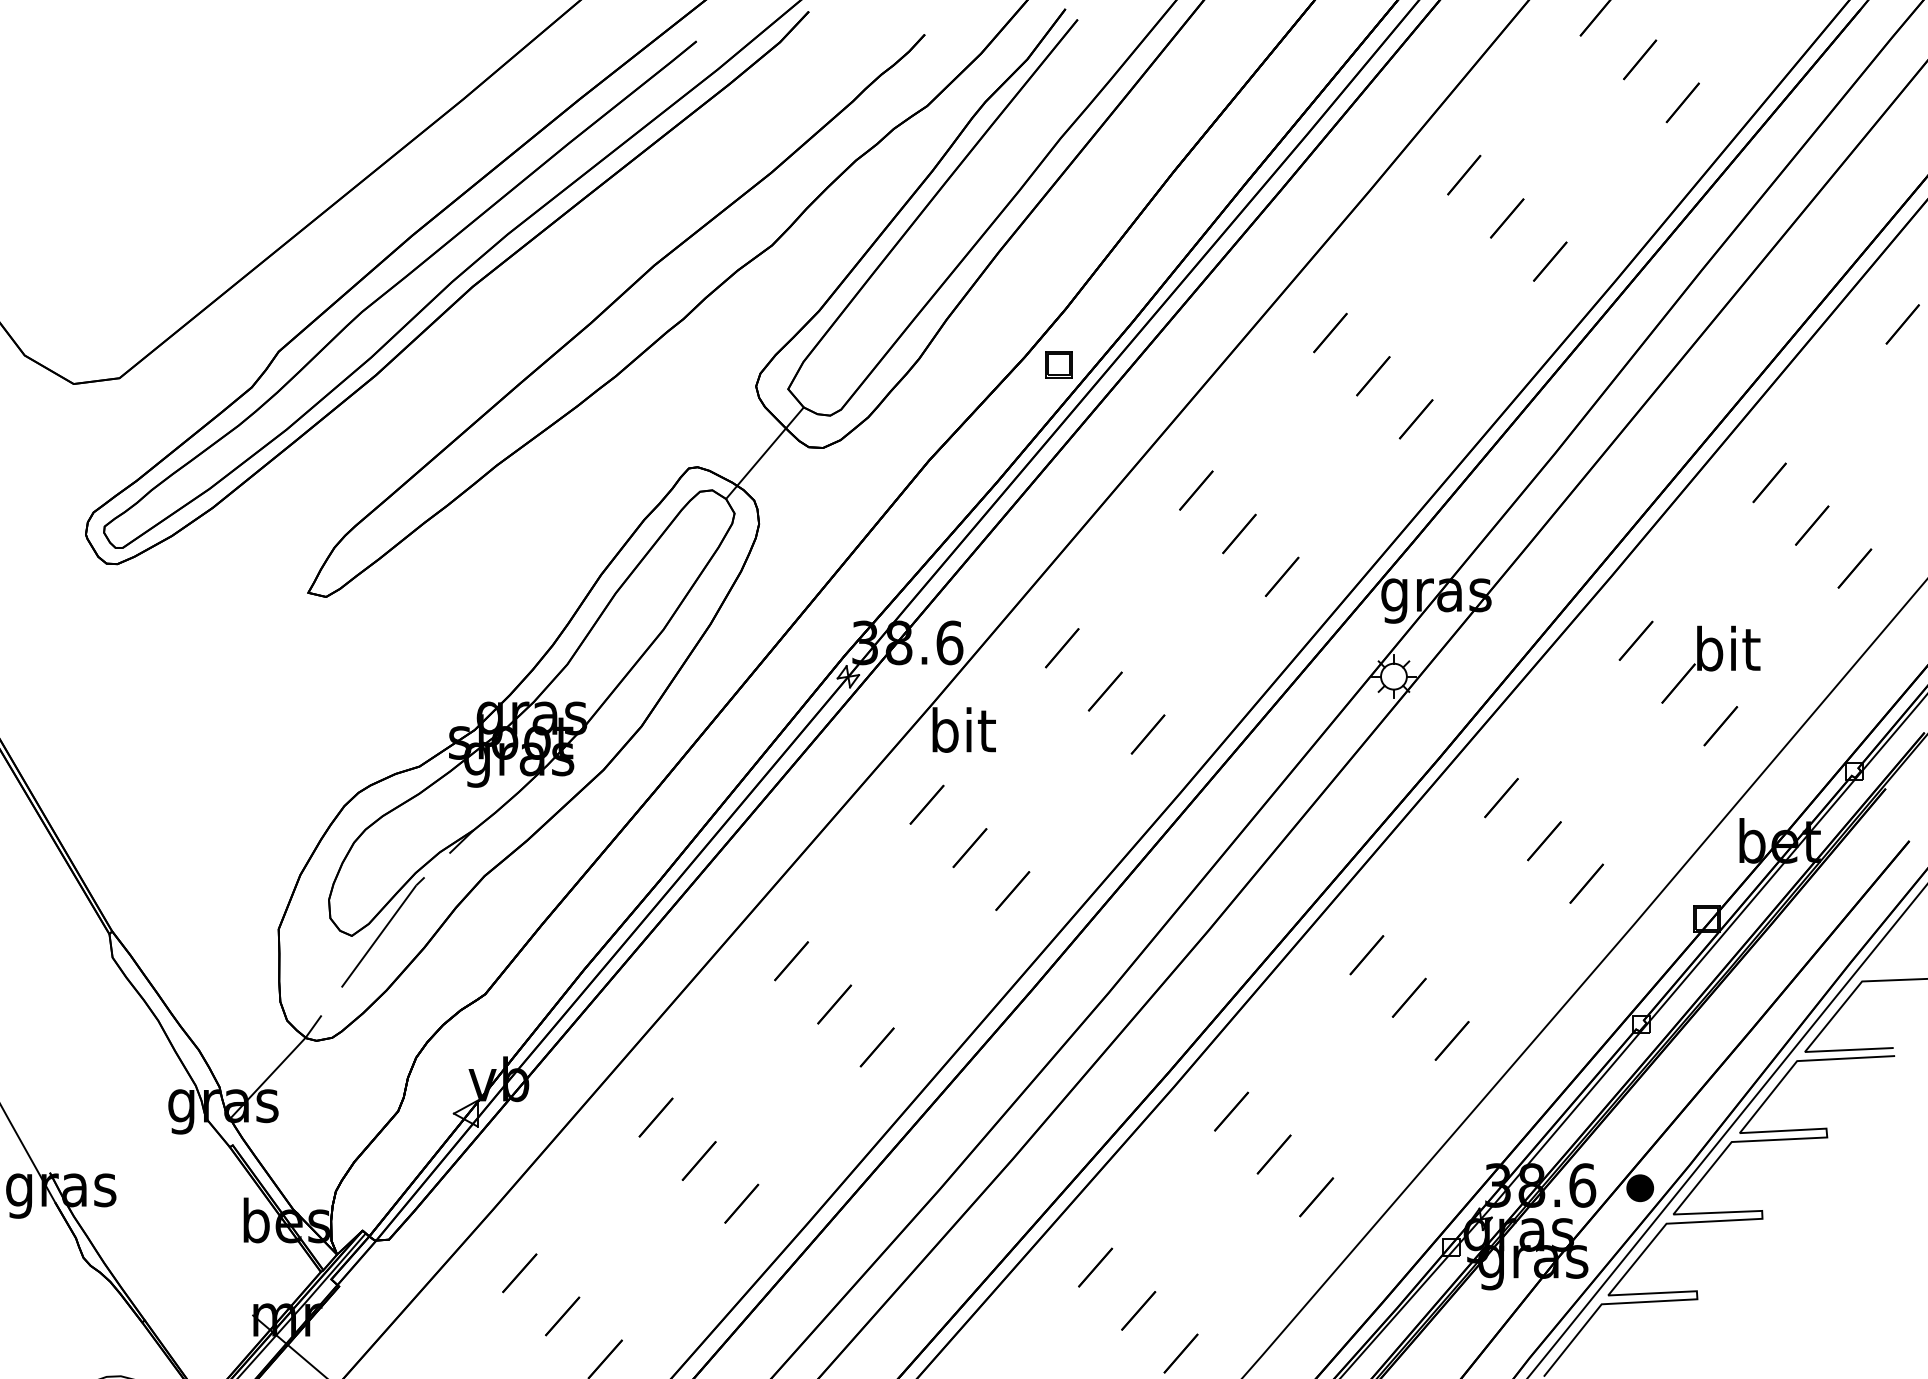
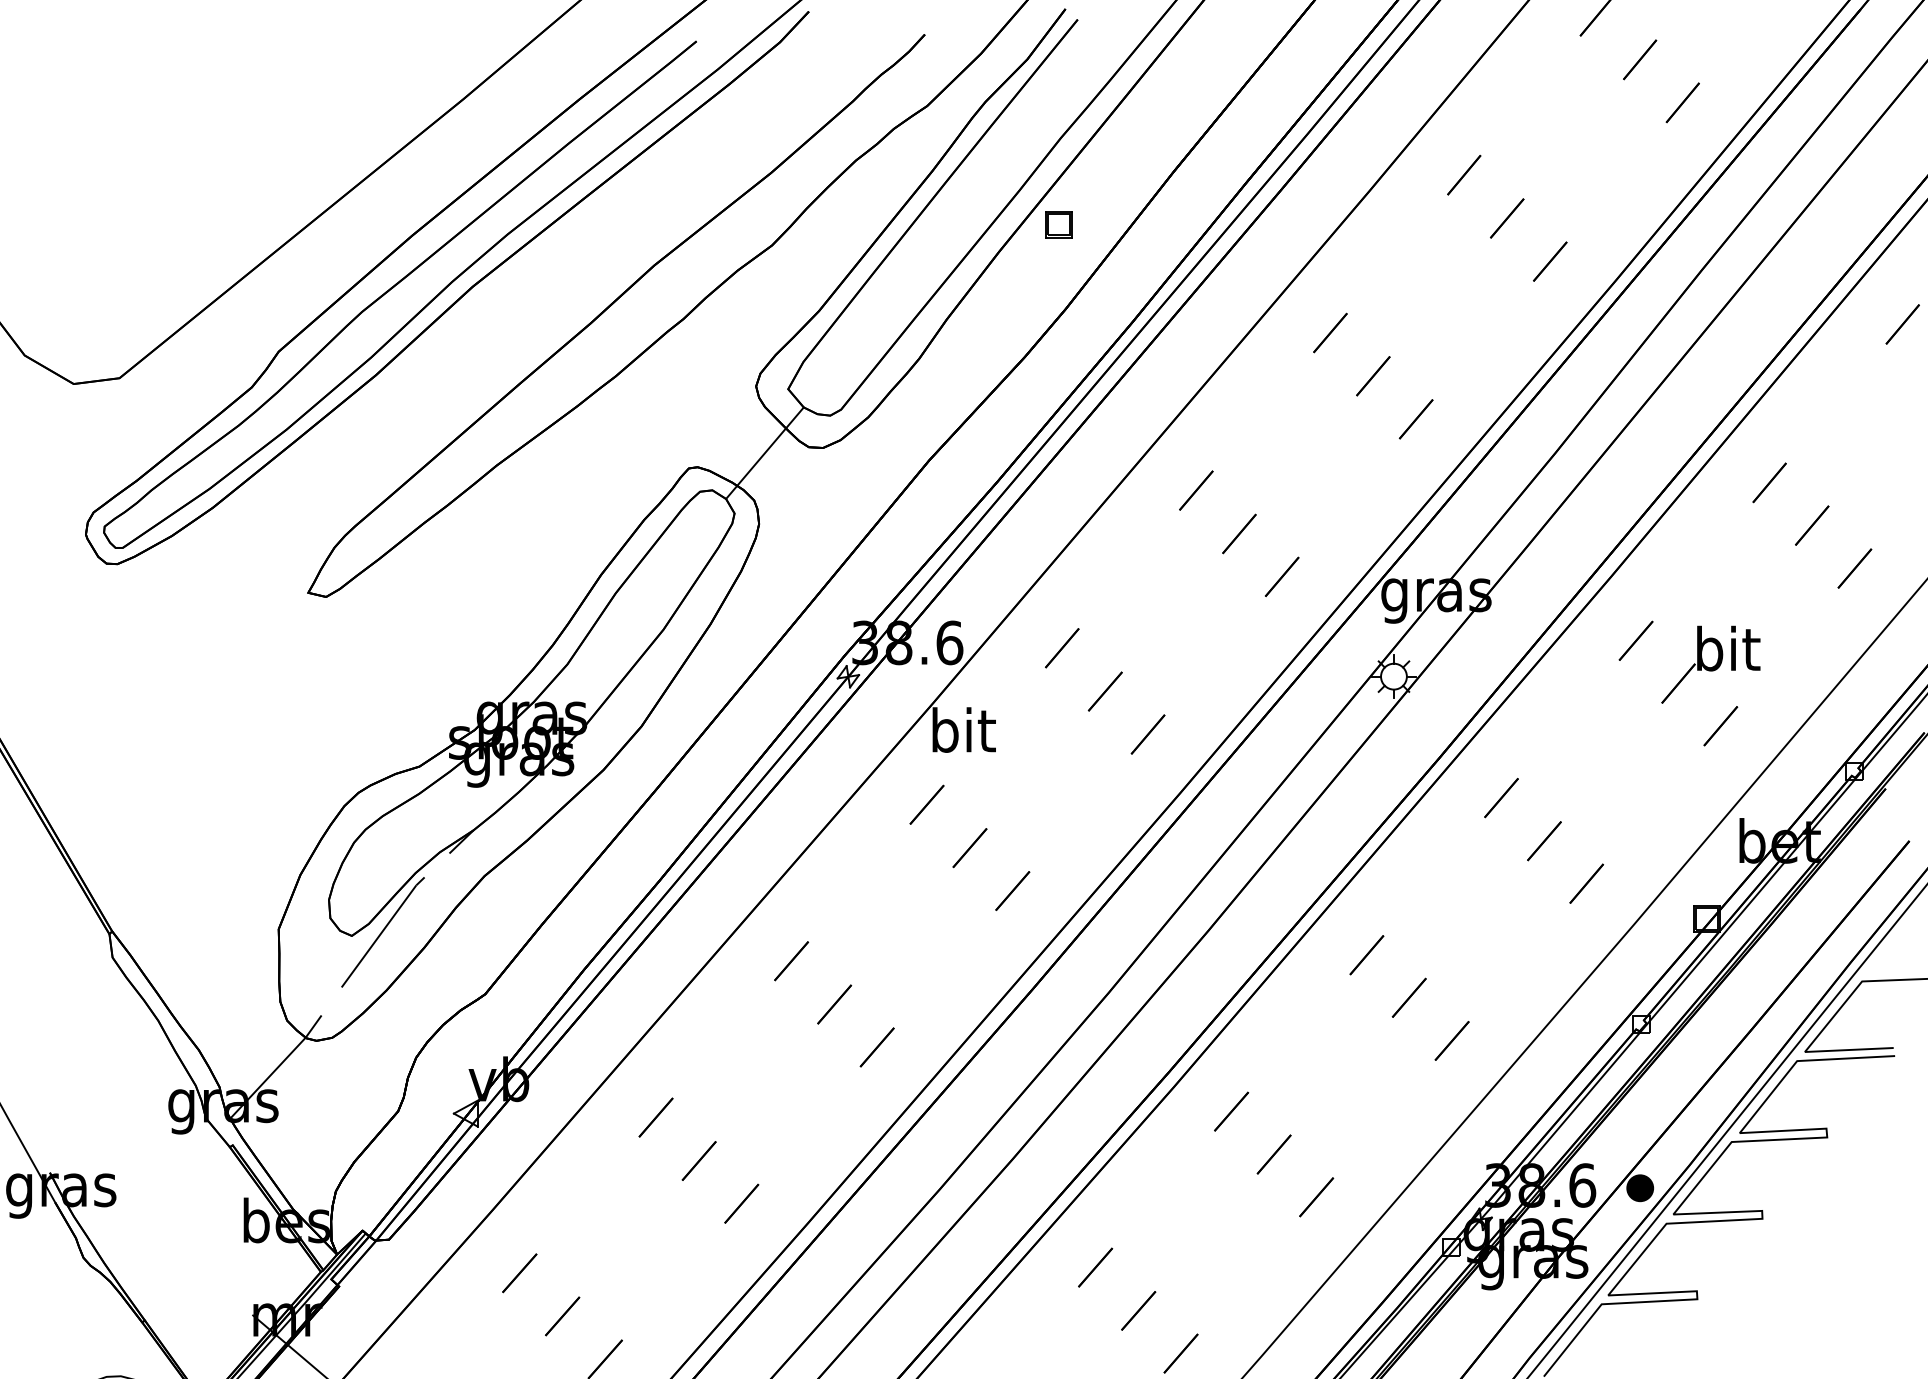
part position: (1058, 364) -> (1058, 224) (1058, 224)
